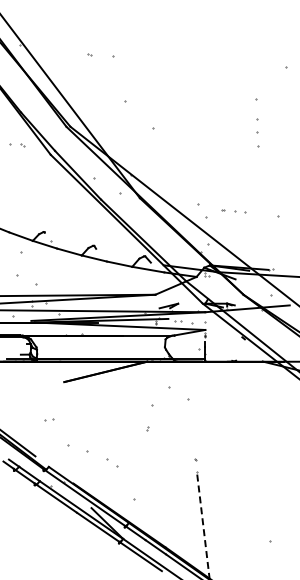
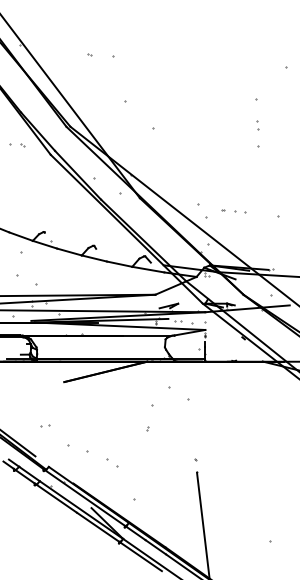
part size: 3x16 px -> 4x11 px (257, 125)
part position: (49, 419) -> (45, 425) (45, 425)
line: dashed -> solid (203, 526)
